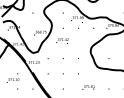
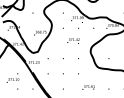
text position: (62, 40) -> (73, 40) (73, 40)
